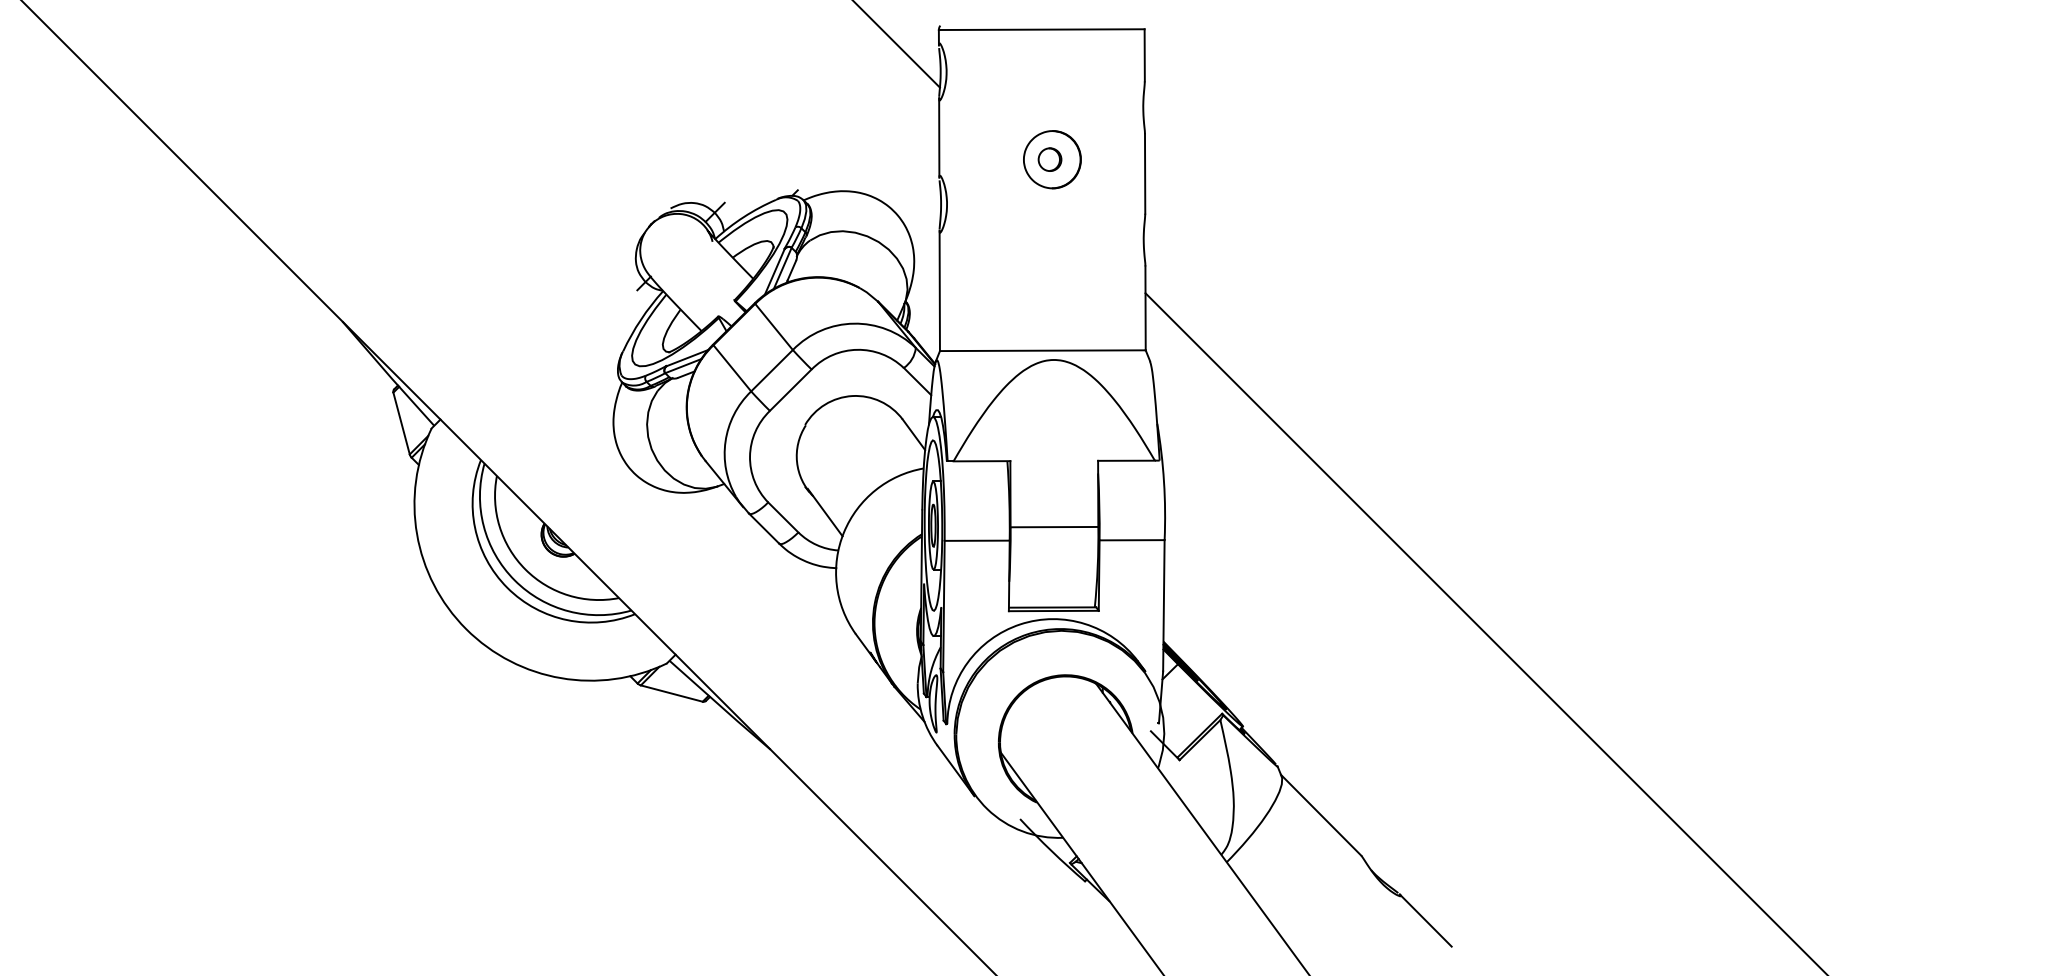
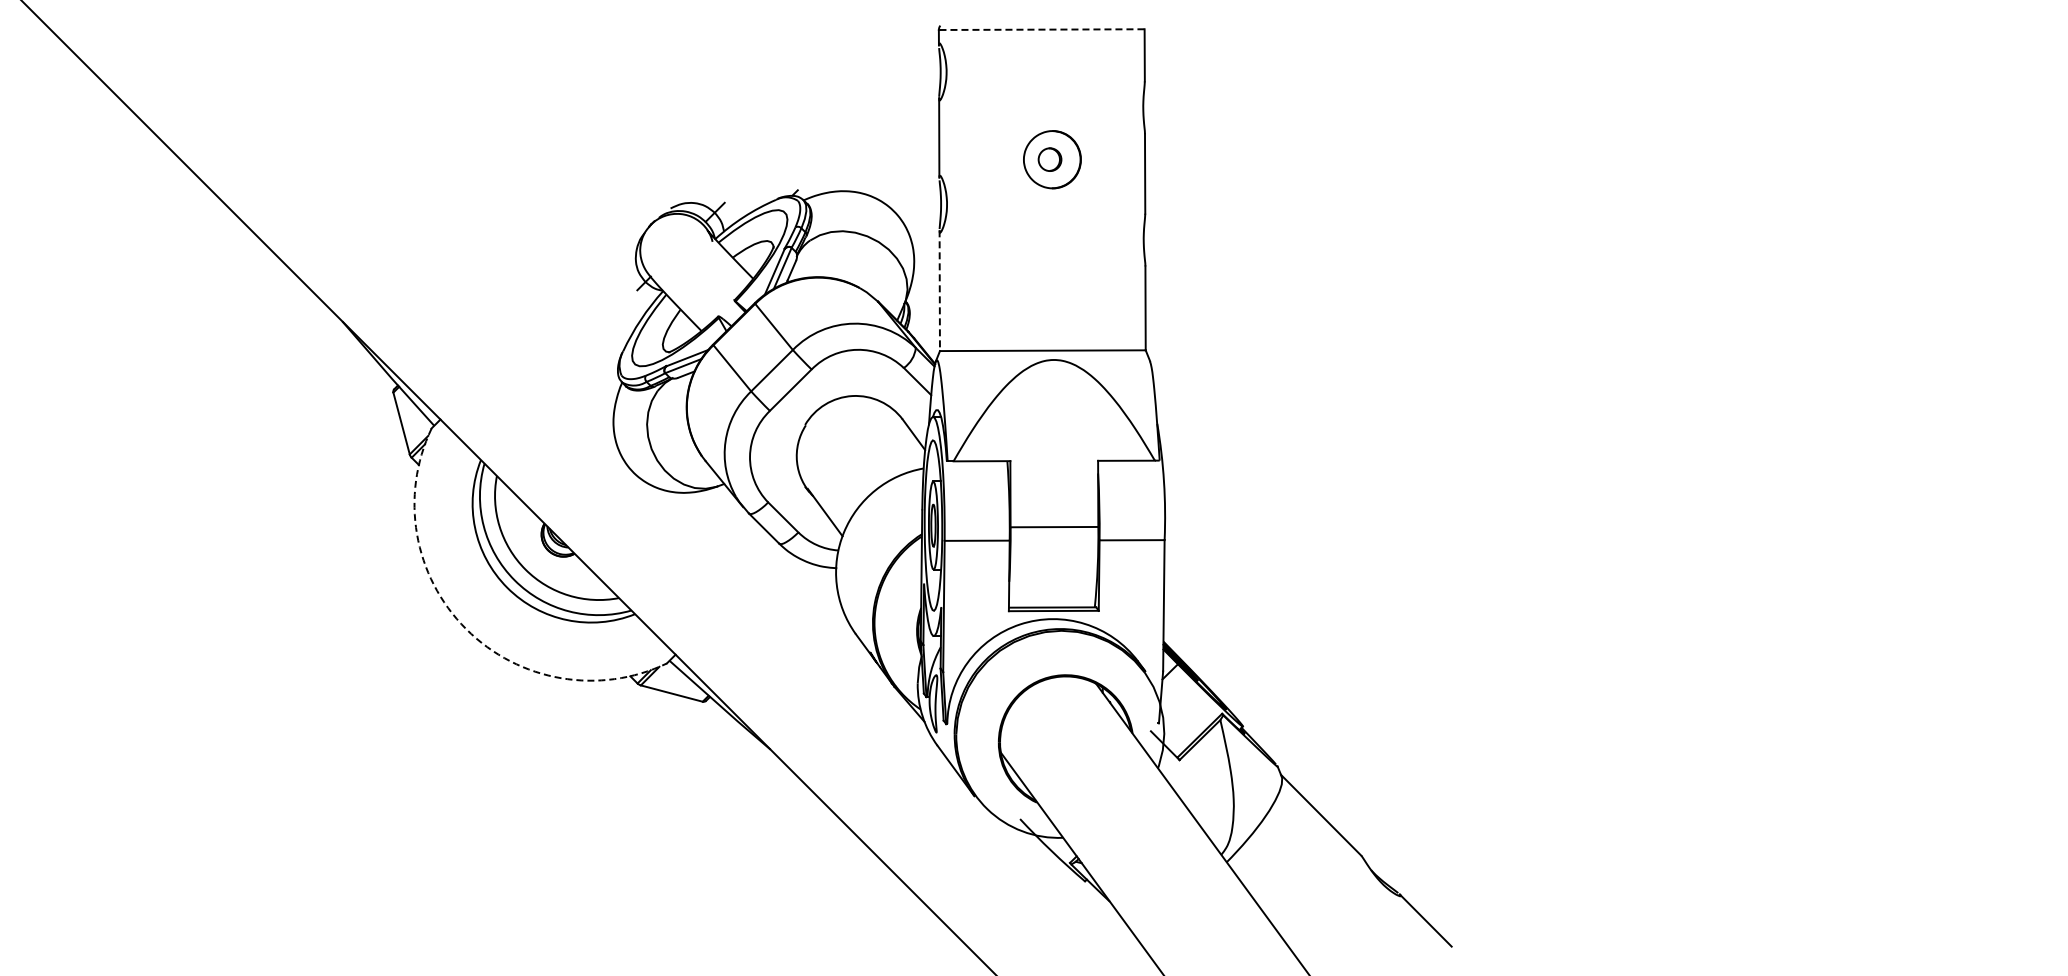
line: solid -> dashed (1042, 29)
line: present -> none (896, 44)
line: solid -> dashed (939, 291)
arc: solid -> dashed (466, 629)
line: present -> none (1484, 632)
